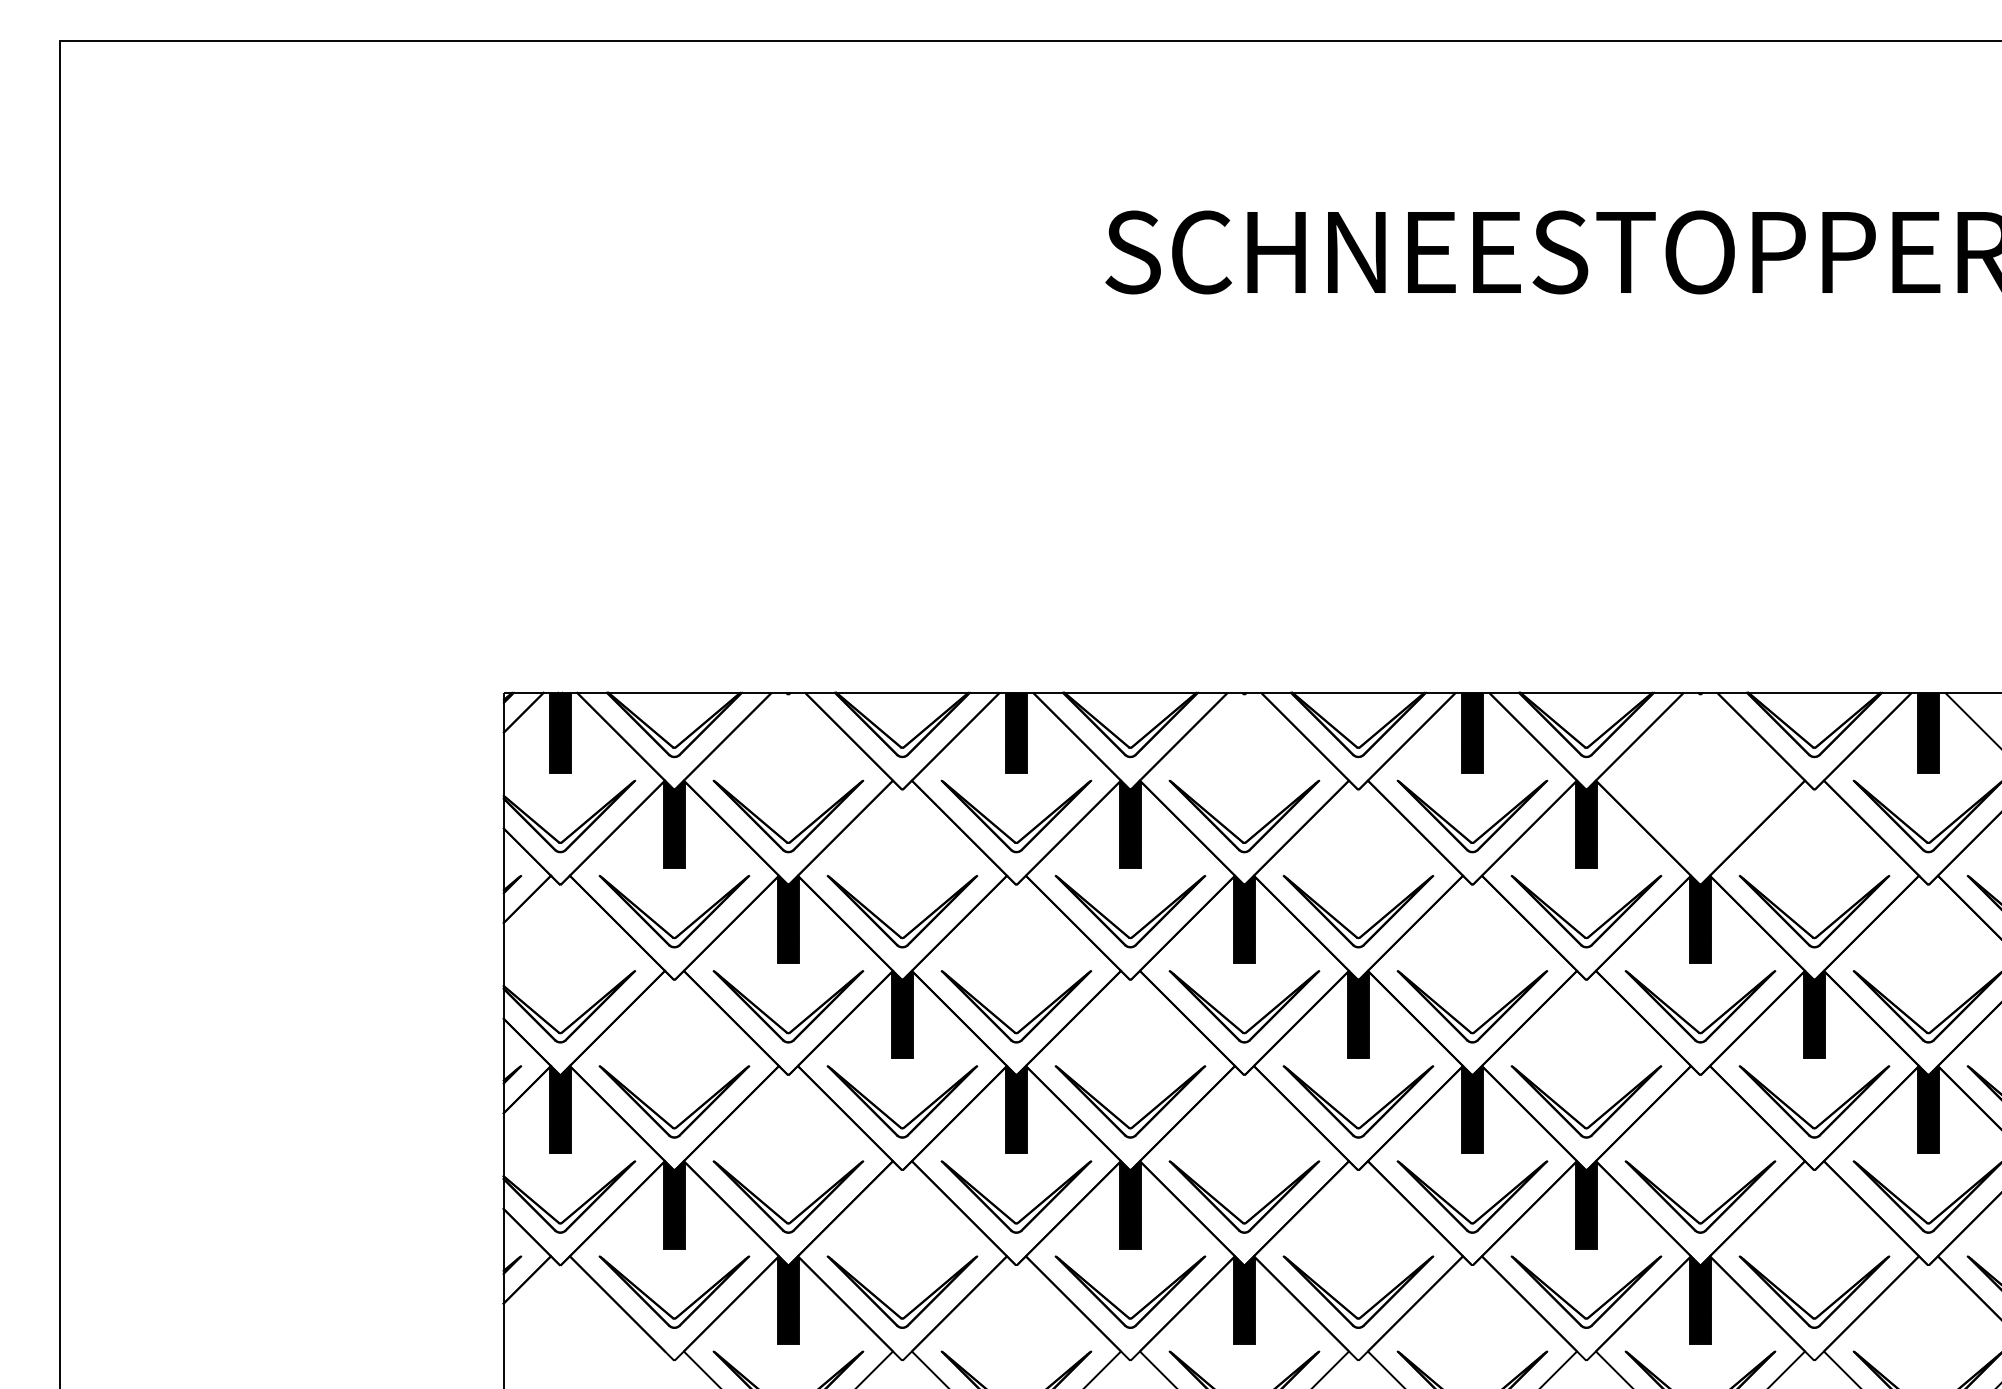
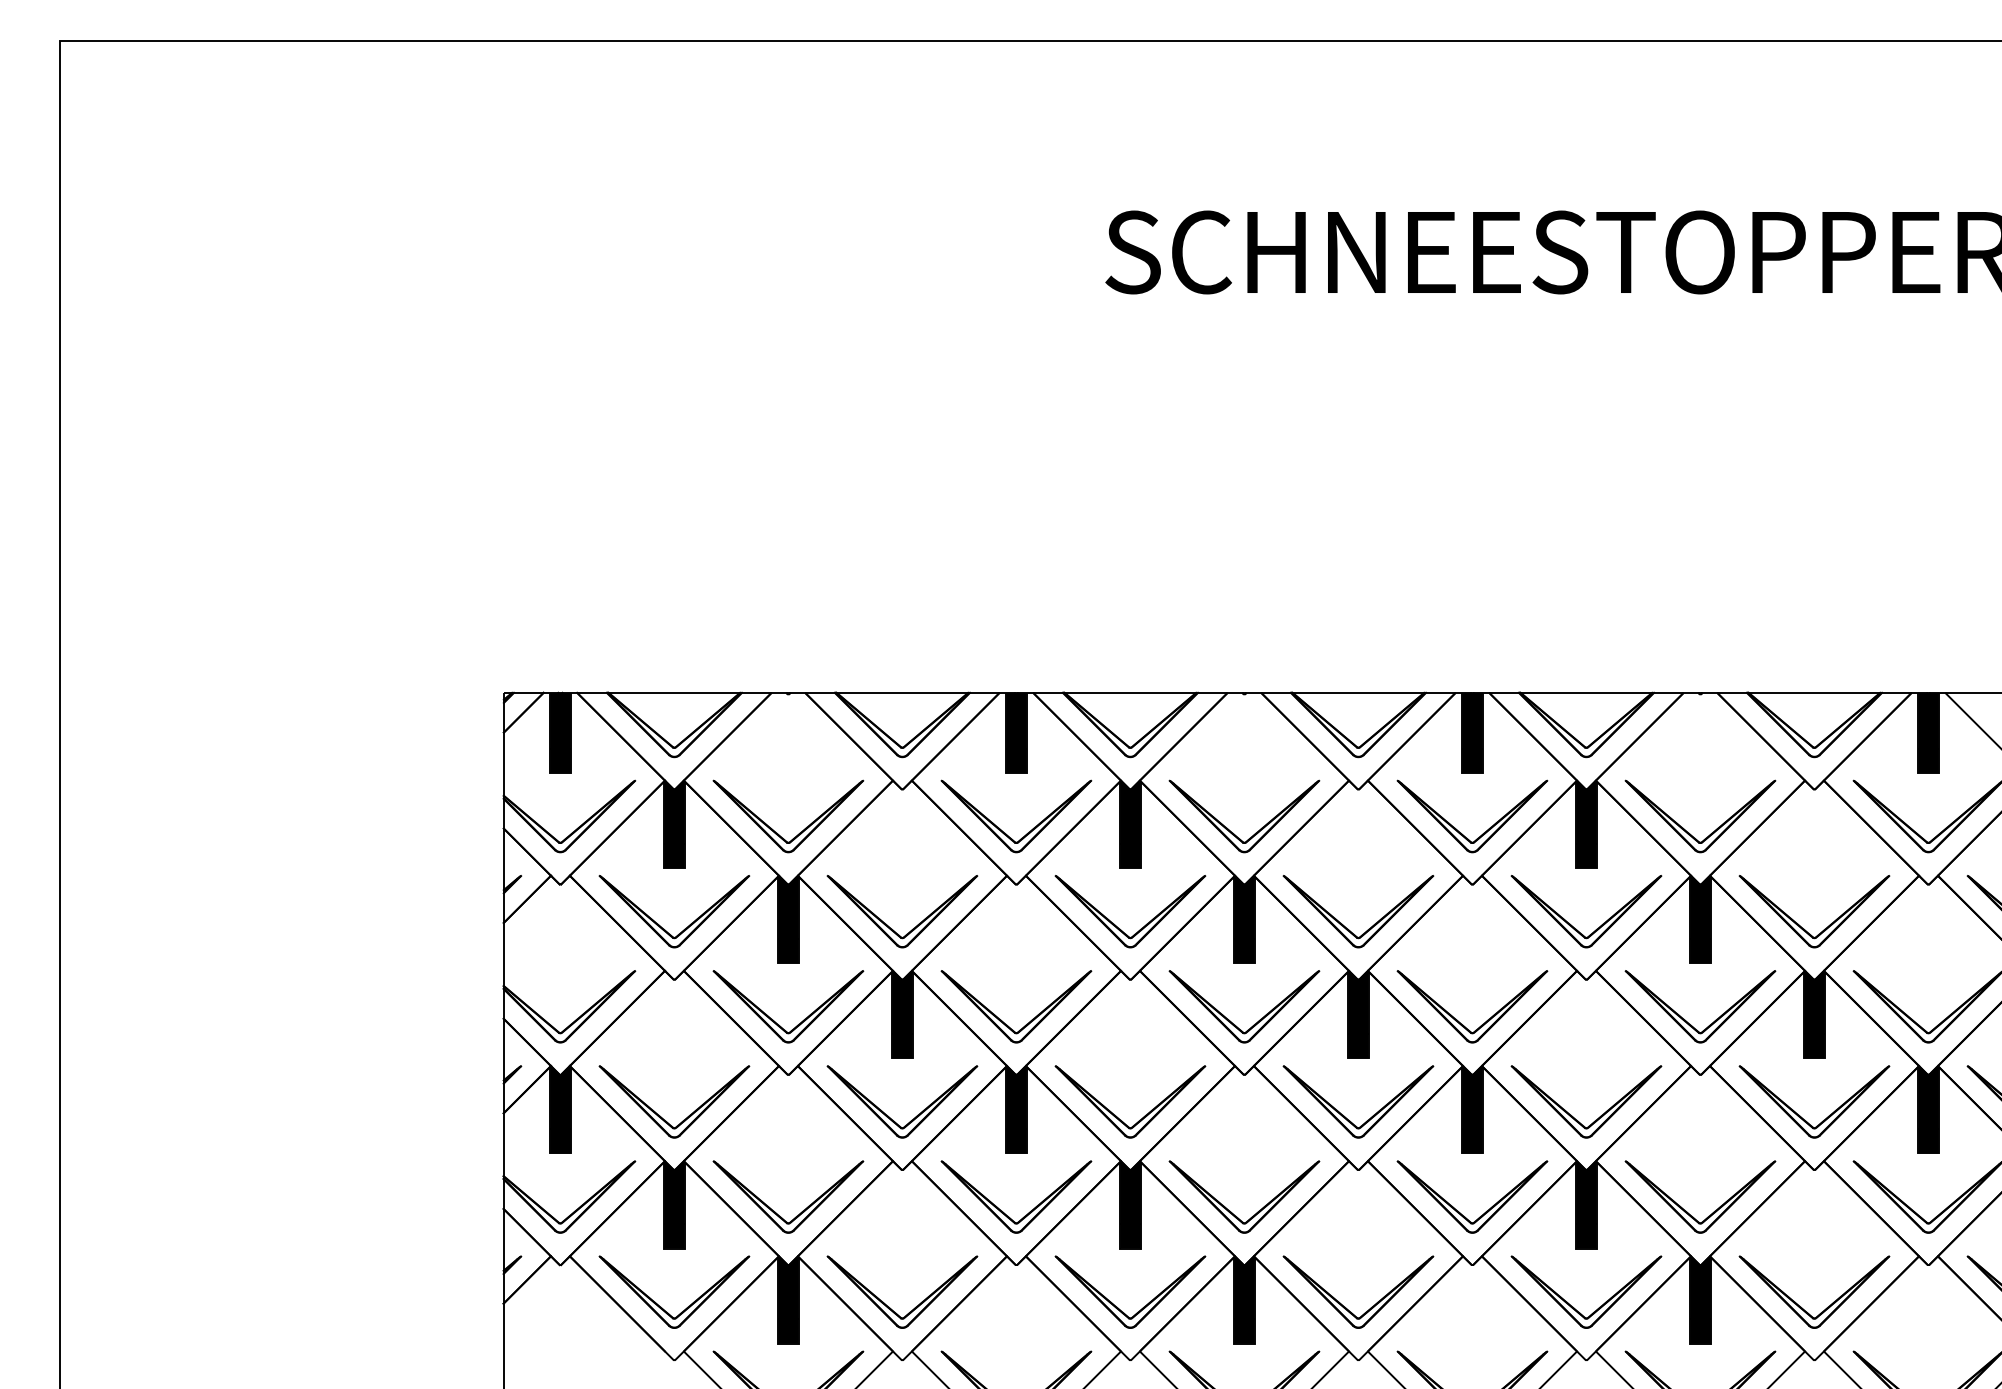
part: none -> present (1689, 832)
